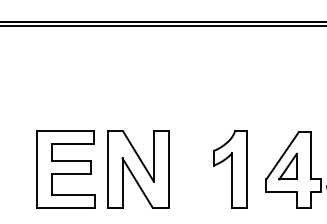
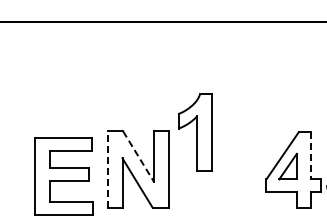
line: present -> none (162, 25)
line: solid -> dashed (138, 156)
line: solid -> dashed (311, 156)
part position: (65, 169) -> (63, 176) (63, 176)
line: solid -> dashed (107, 169)
part position: (230, 169) -> (195, 132) (195, 132)
